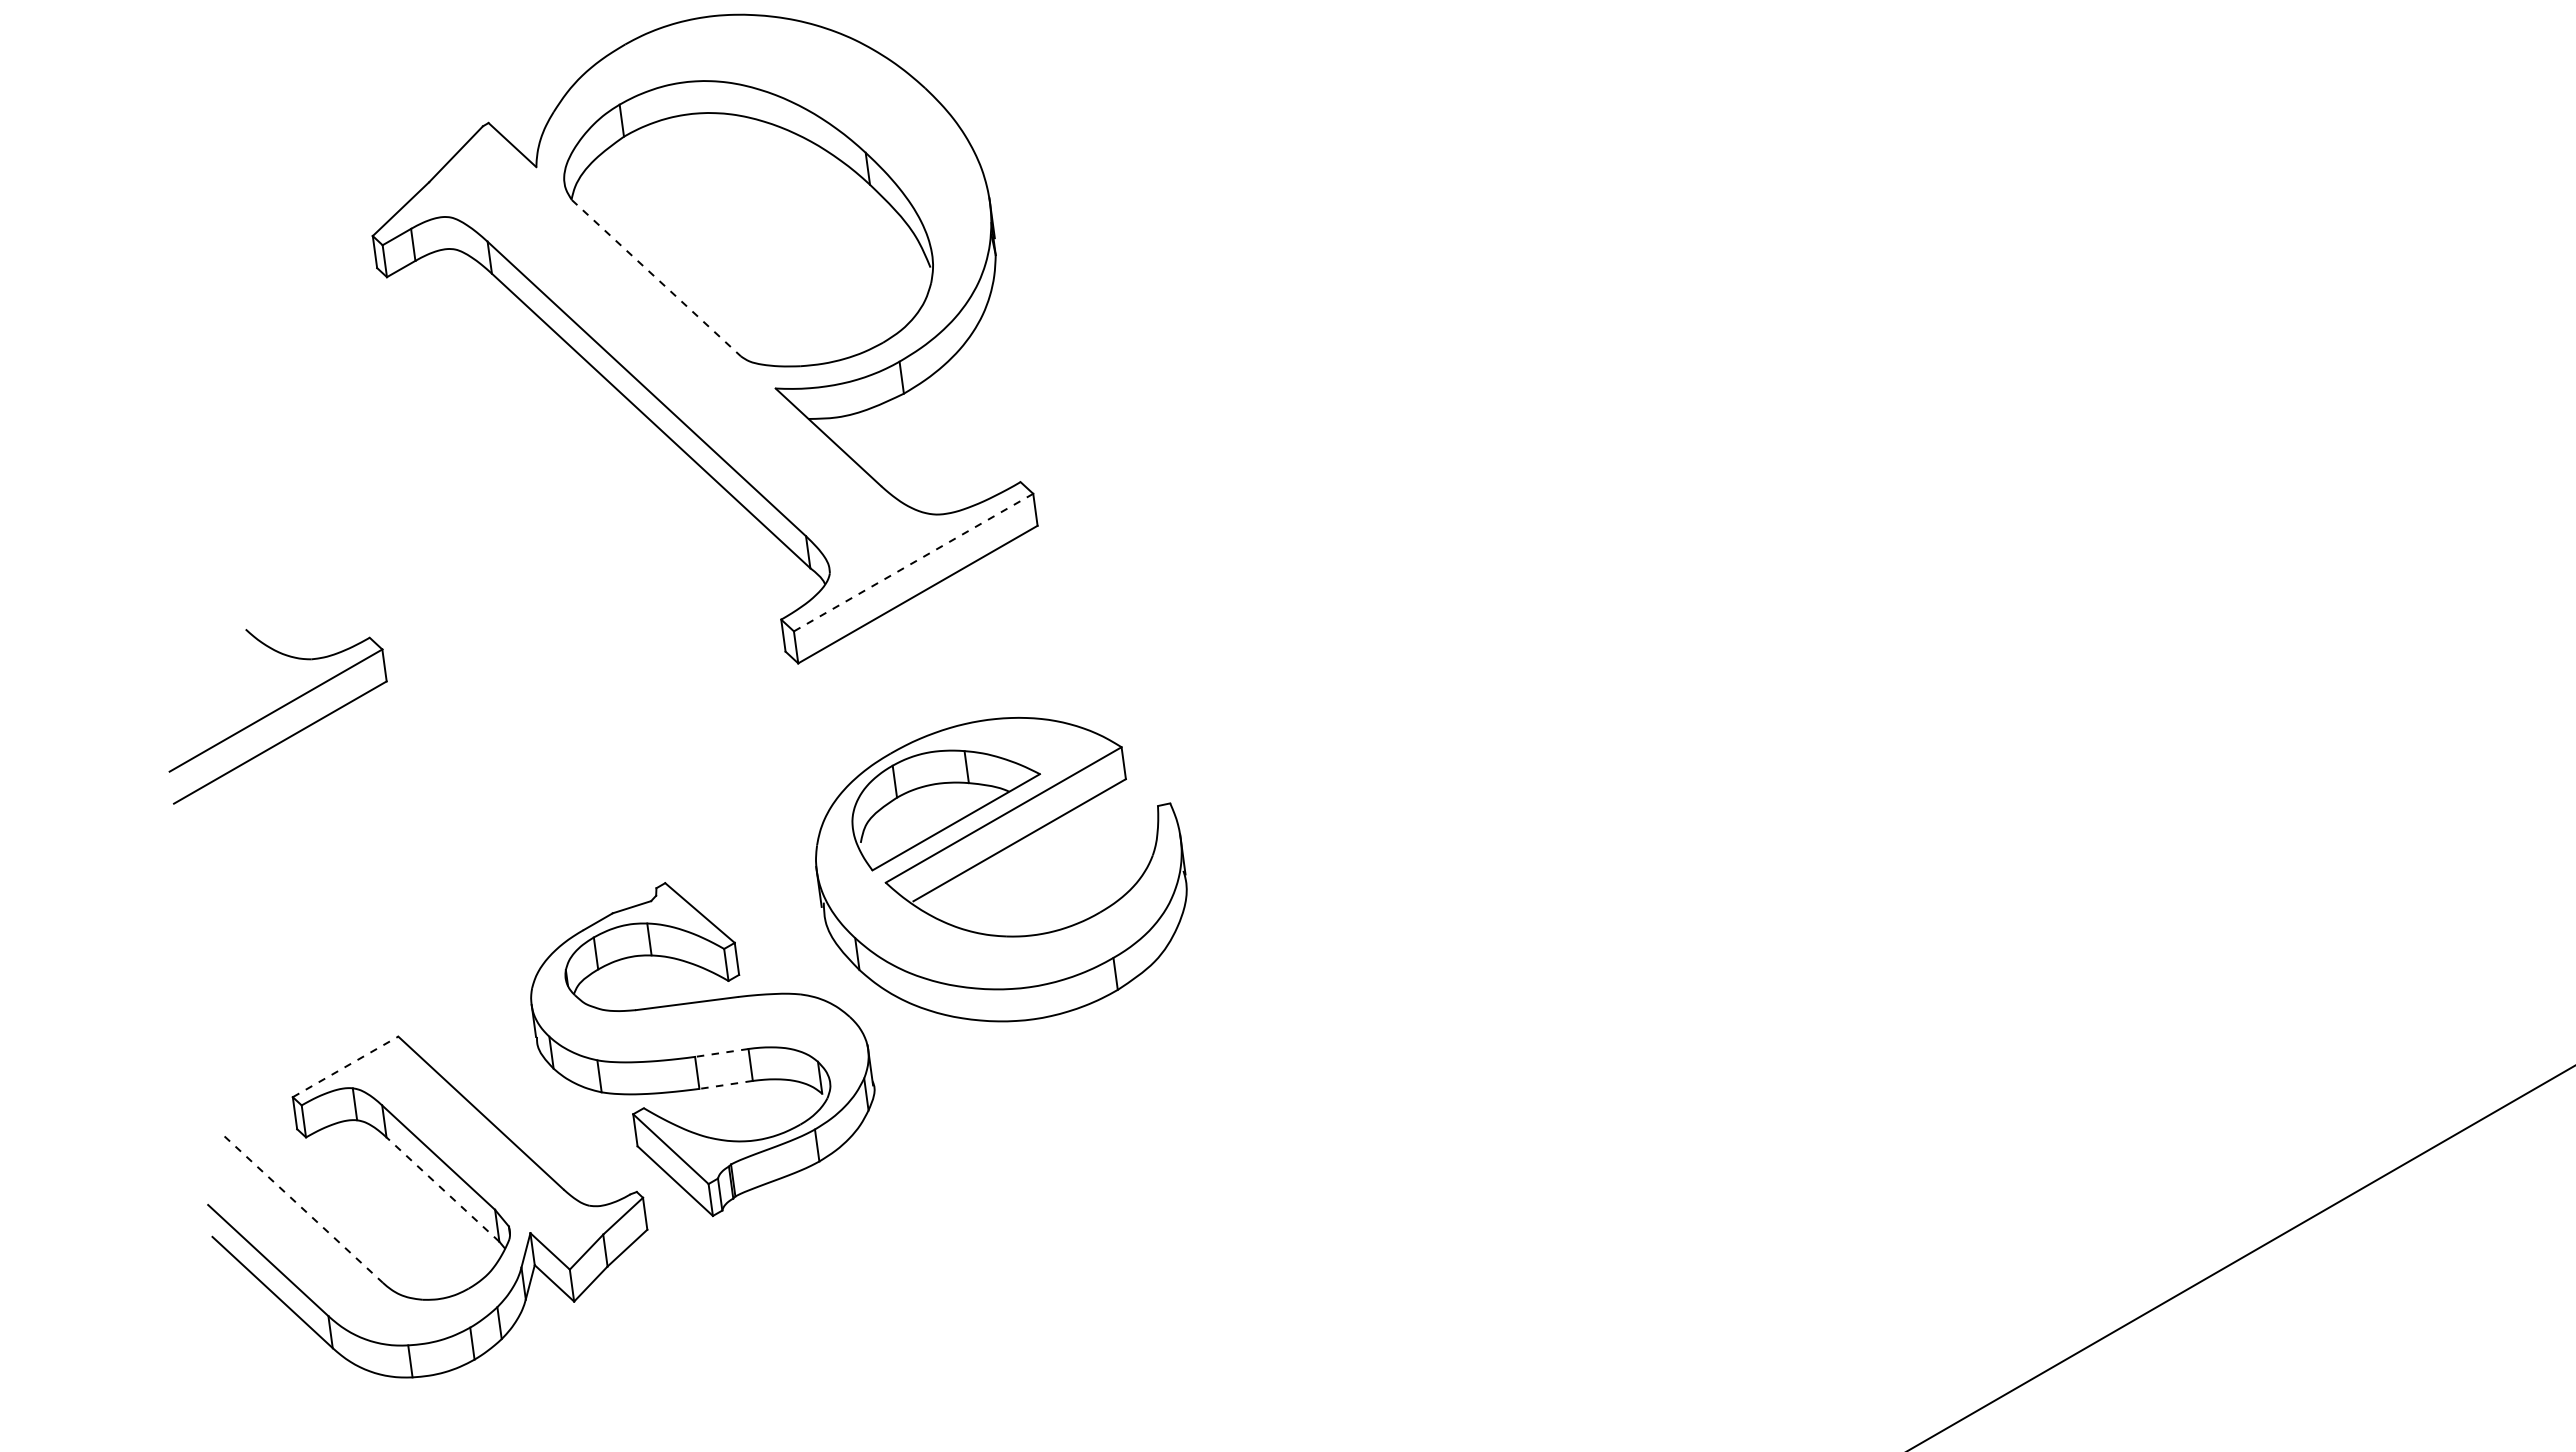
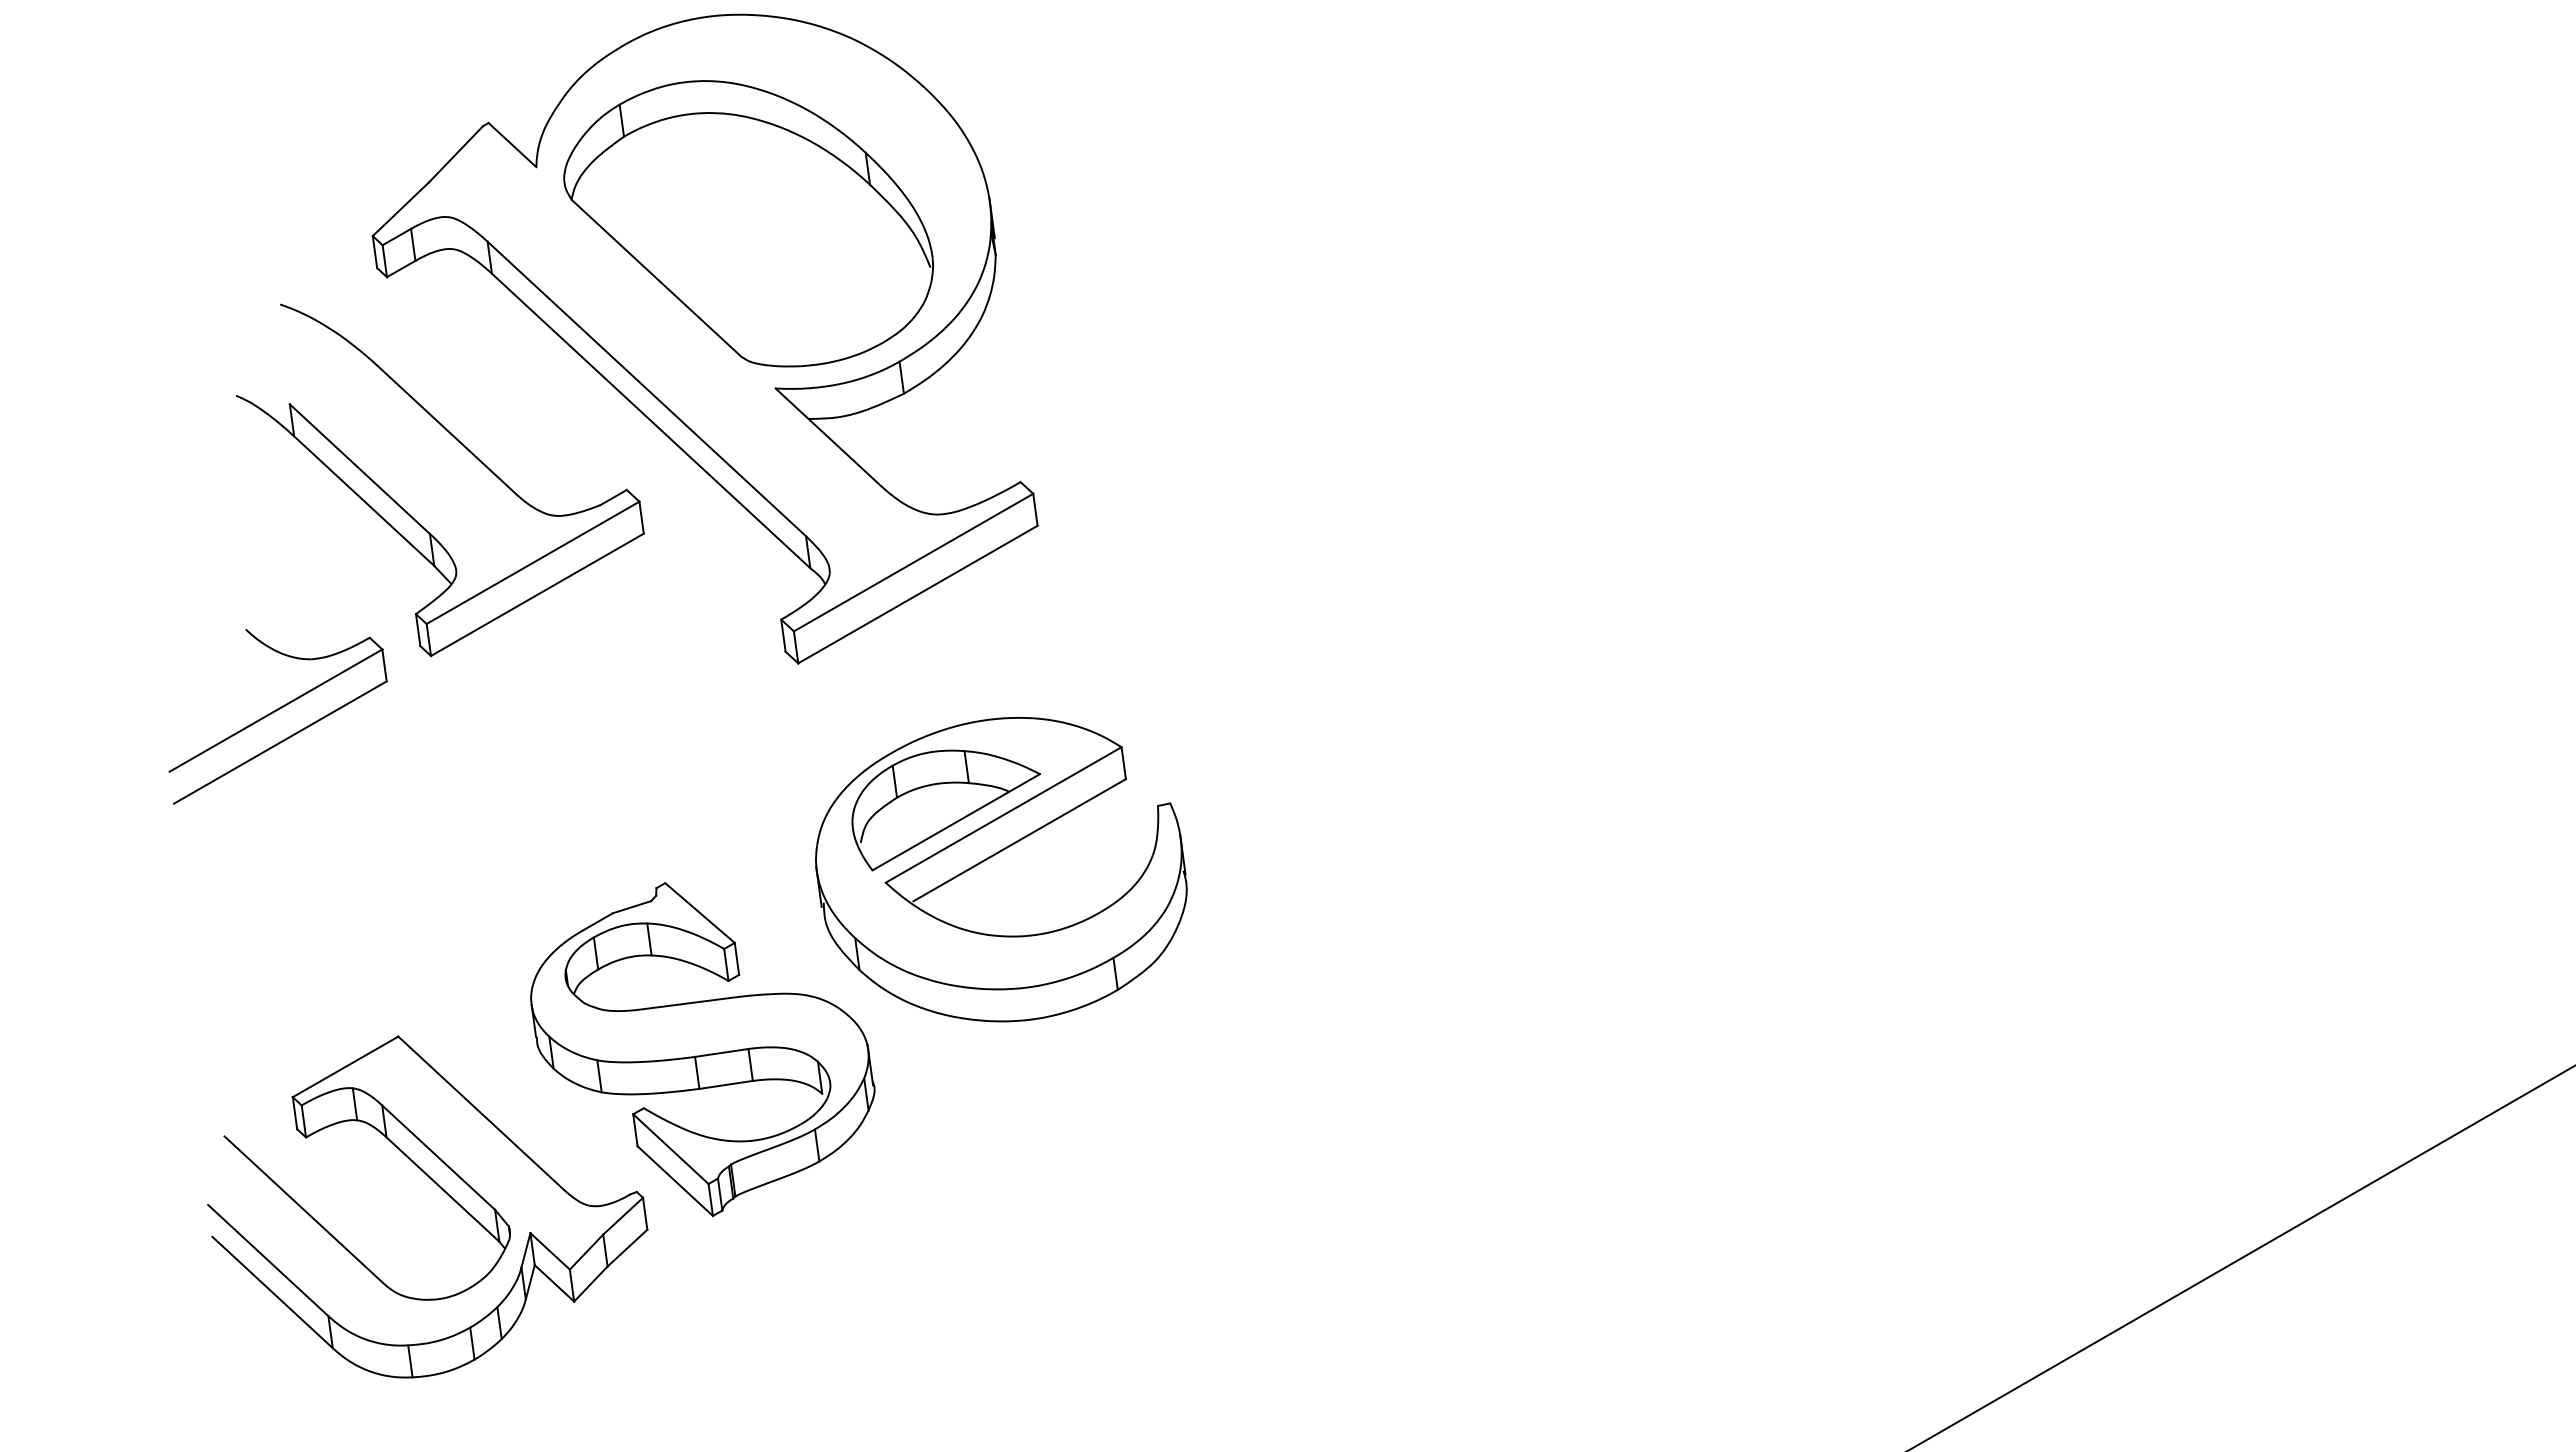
line: dashed -> solid (656, 278)
part: none -> present (468, 451)
line: dashed -> solid (913, 562)
line: dashed -> solid (721, 1052)
line: dashed -> solid (345, 1066)
line: dashed -> solid (725, 1084)
line: dashed -> solid (442, 1189)
line: dashed -> solid (303, 1209)
